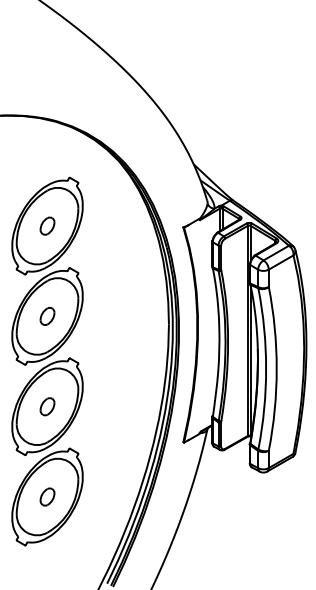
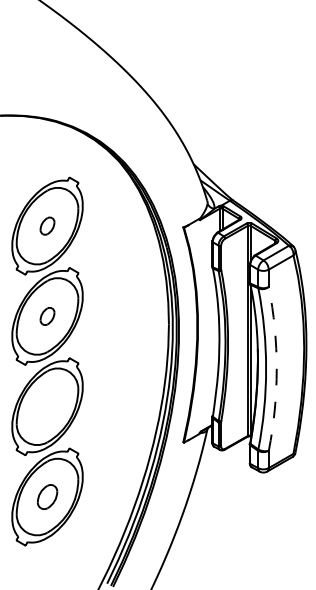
arc: solid -> dashed (276, 368)
part: present -> none (47, 406)
part size: 17x20 px -> 22x26 px (47, 496)
